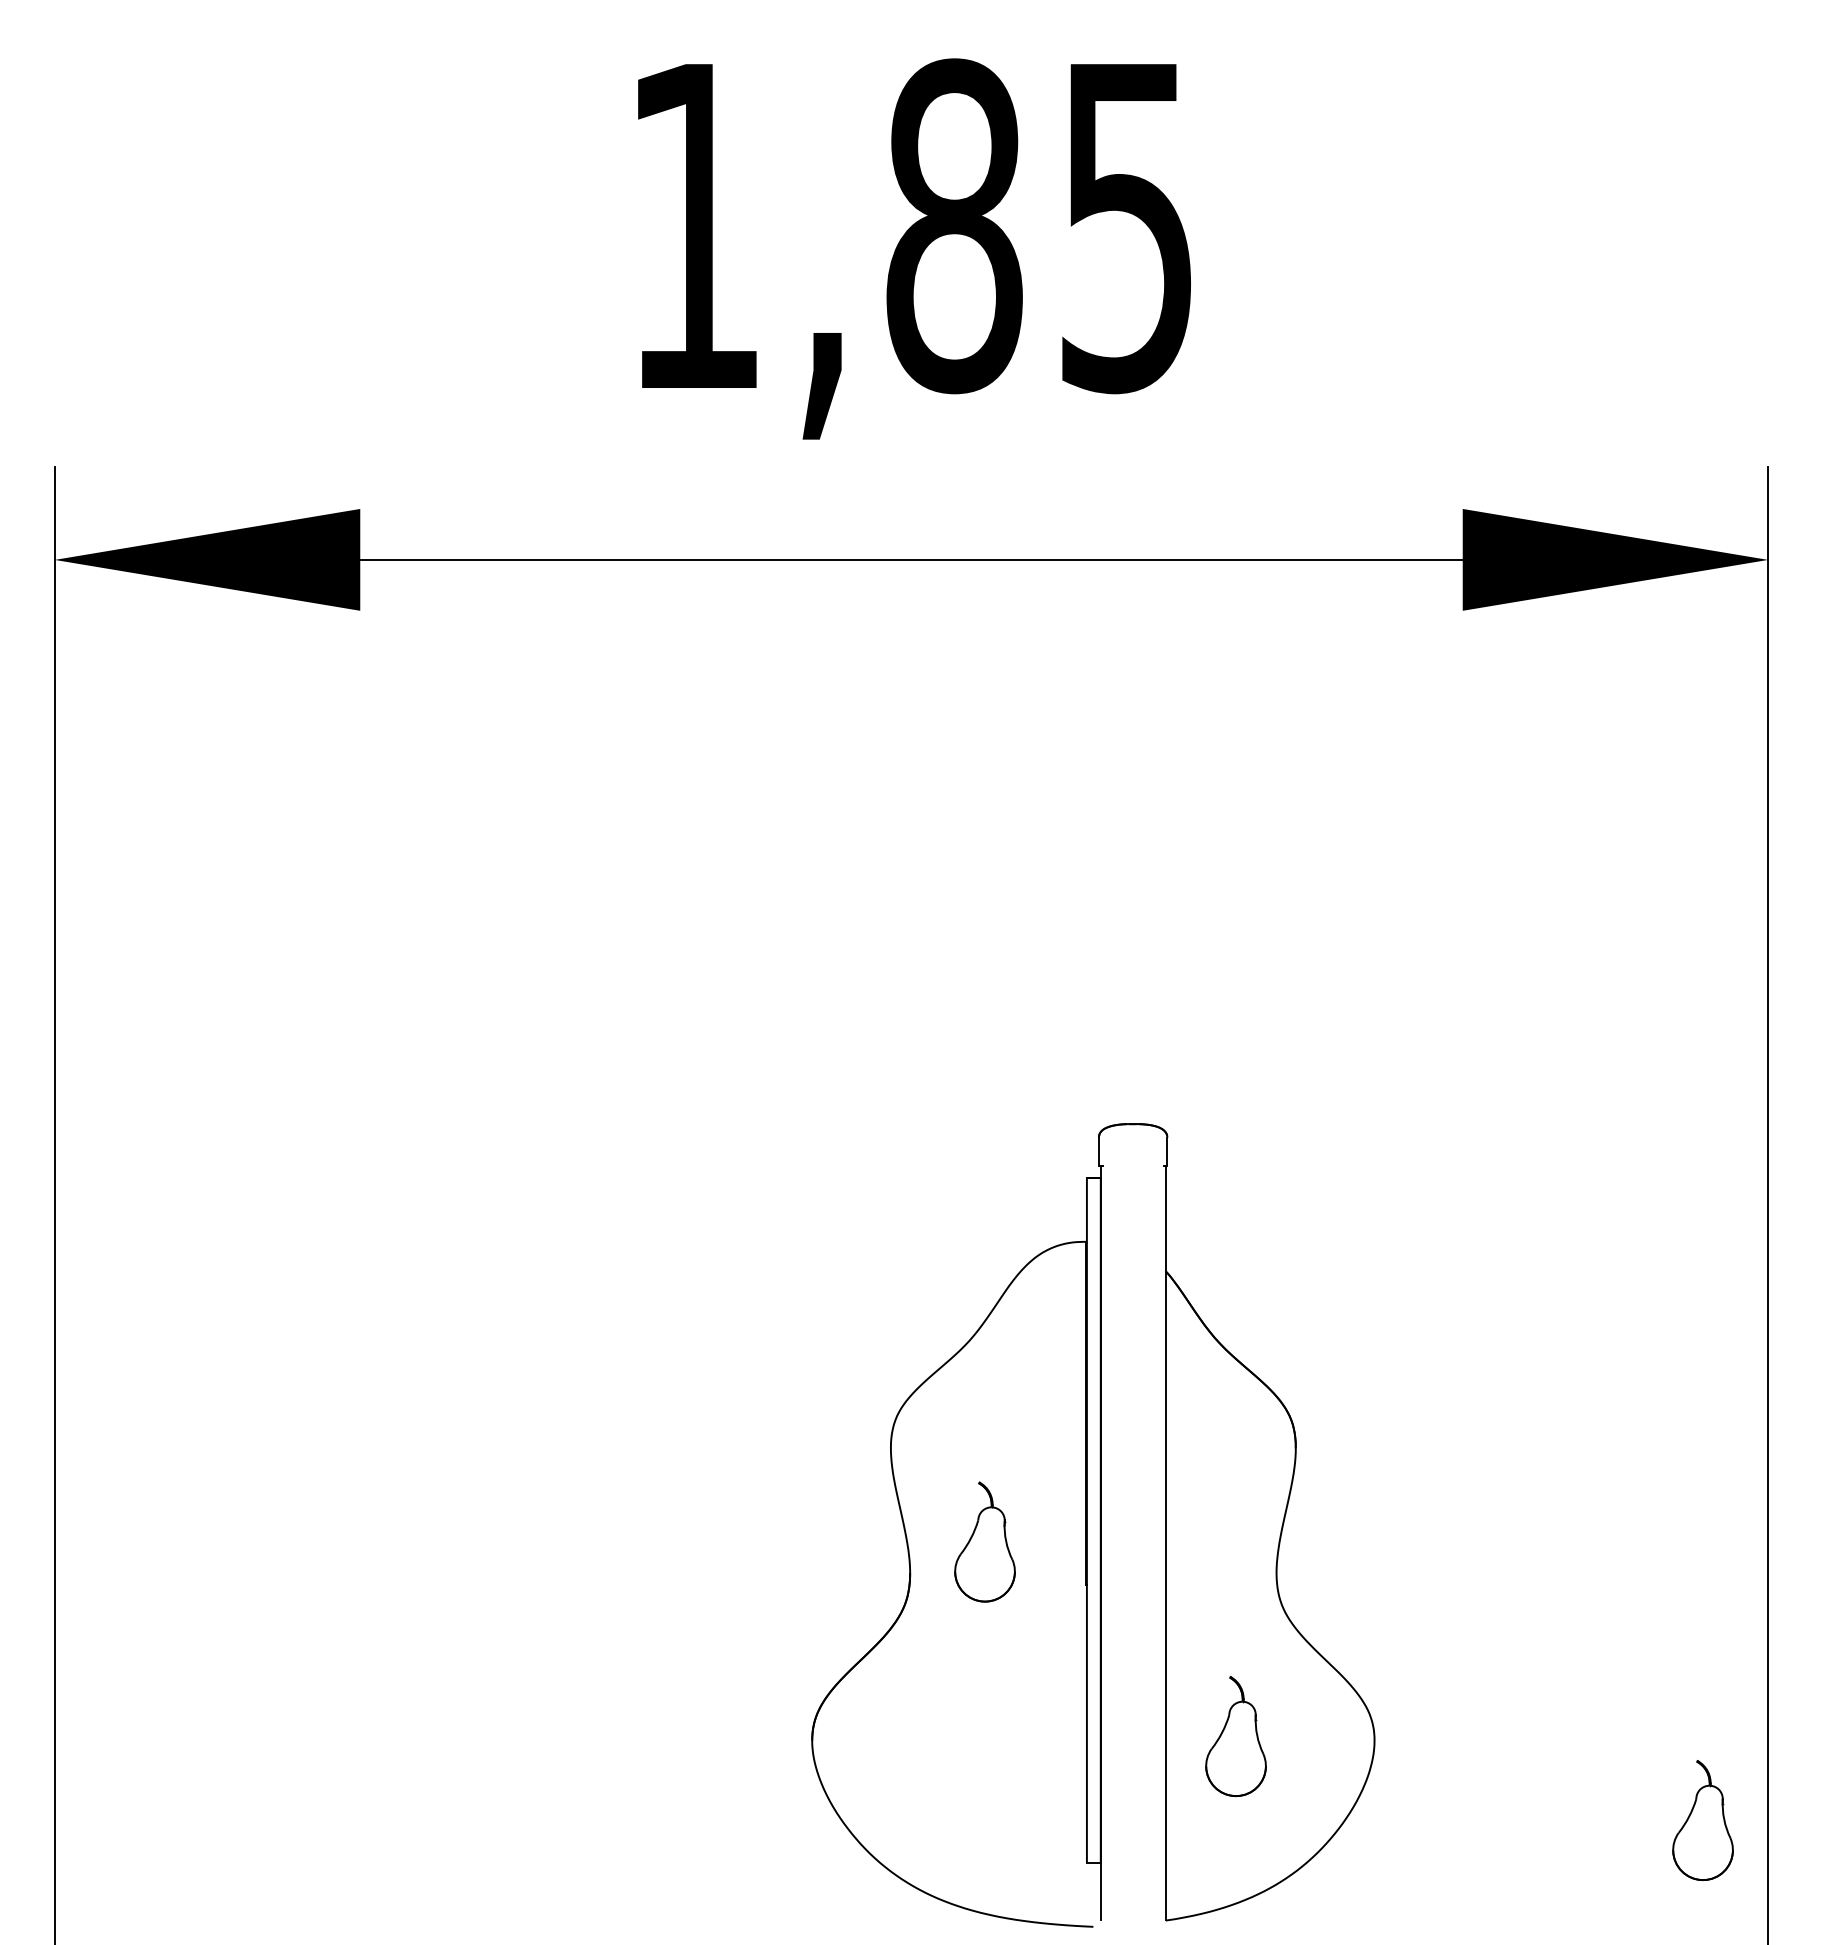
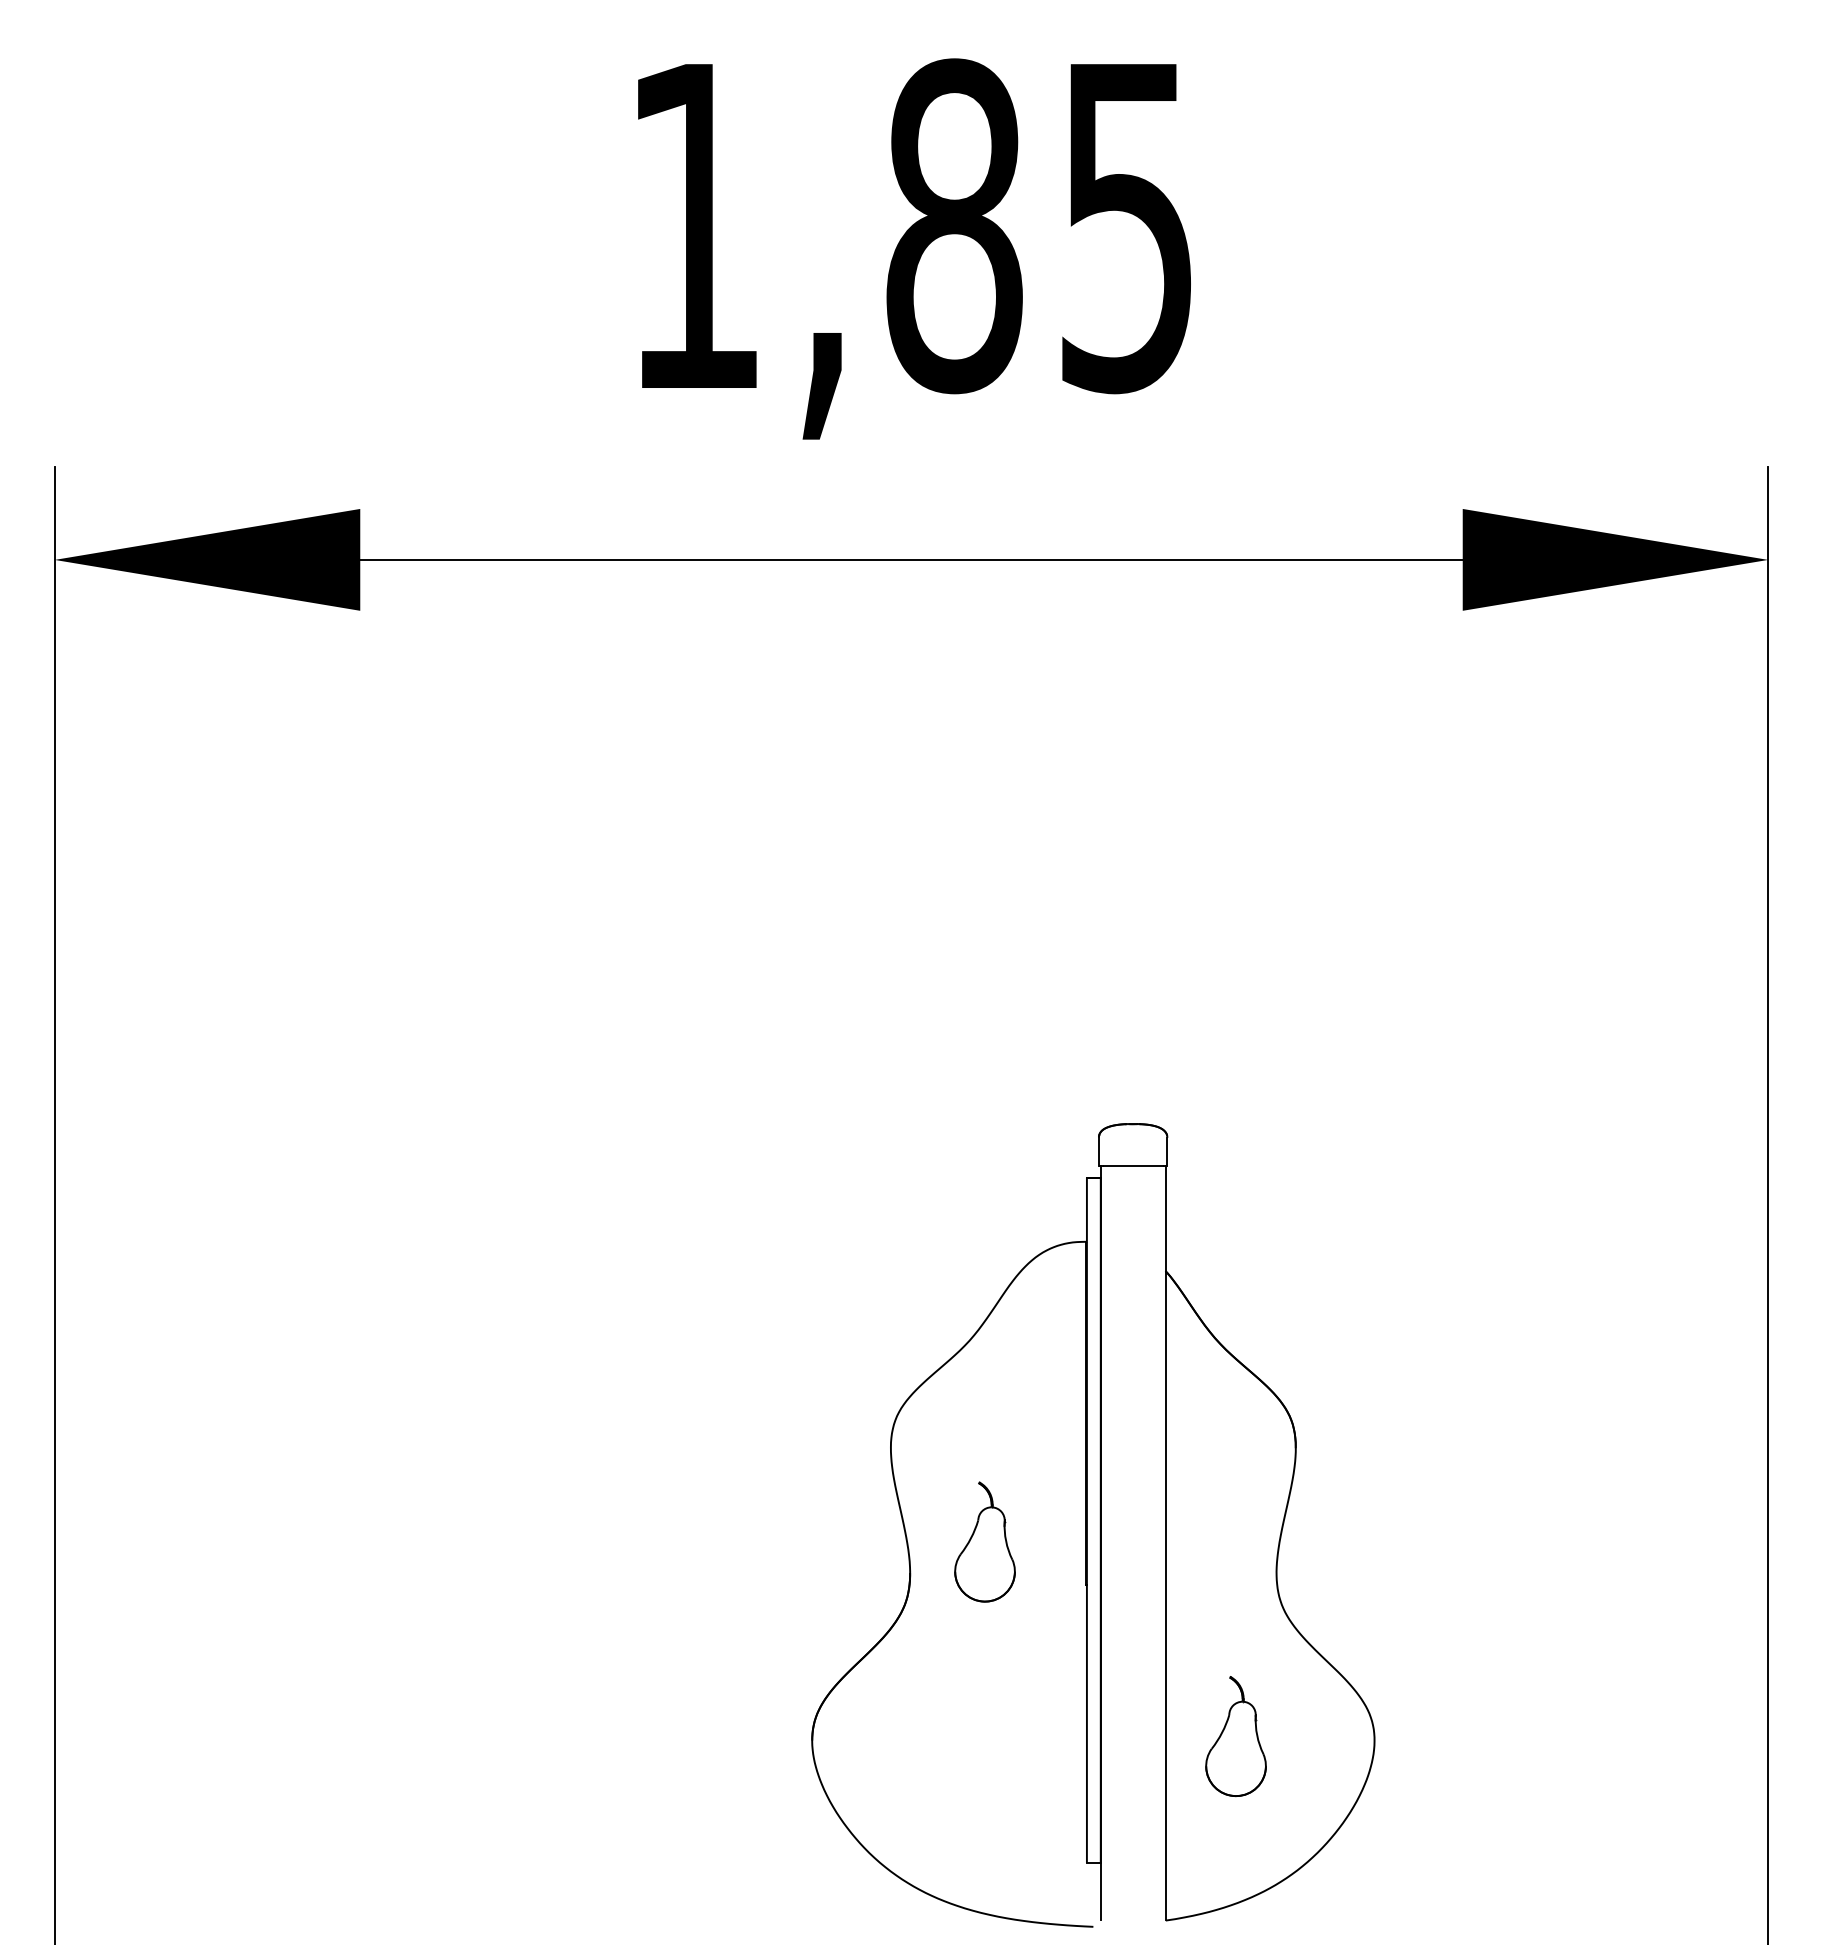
line: none -> present (1132, 1165)
part: present -> none (1702, 1820)
